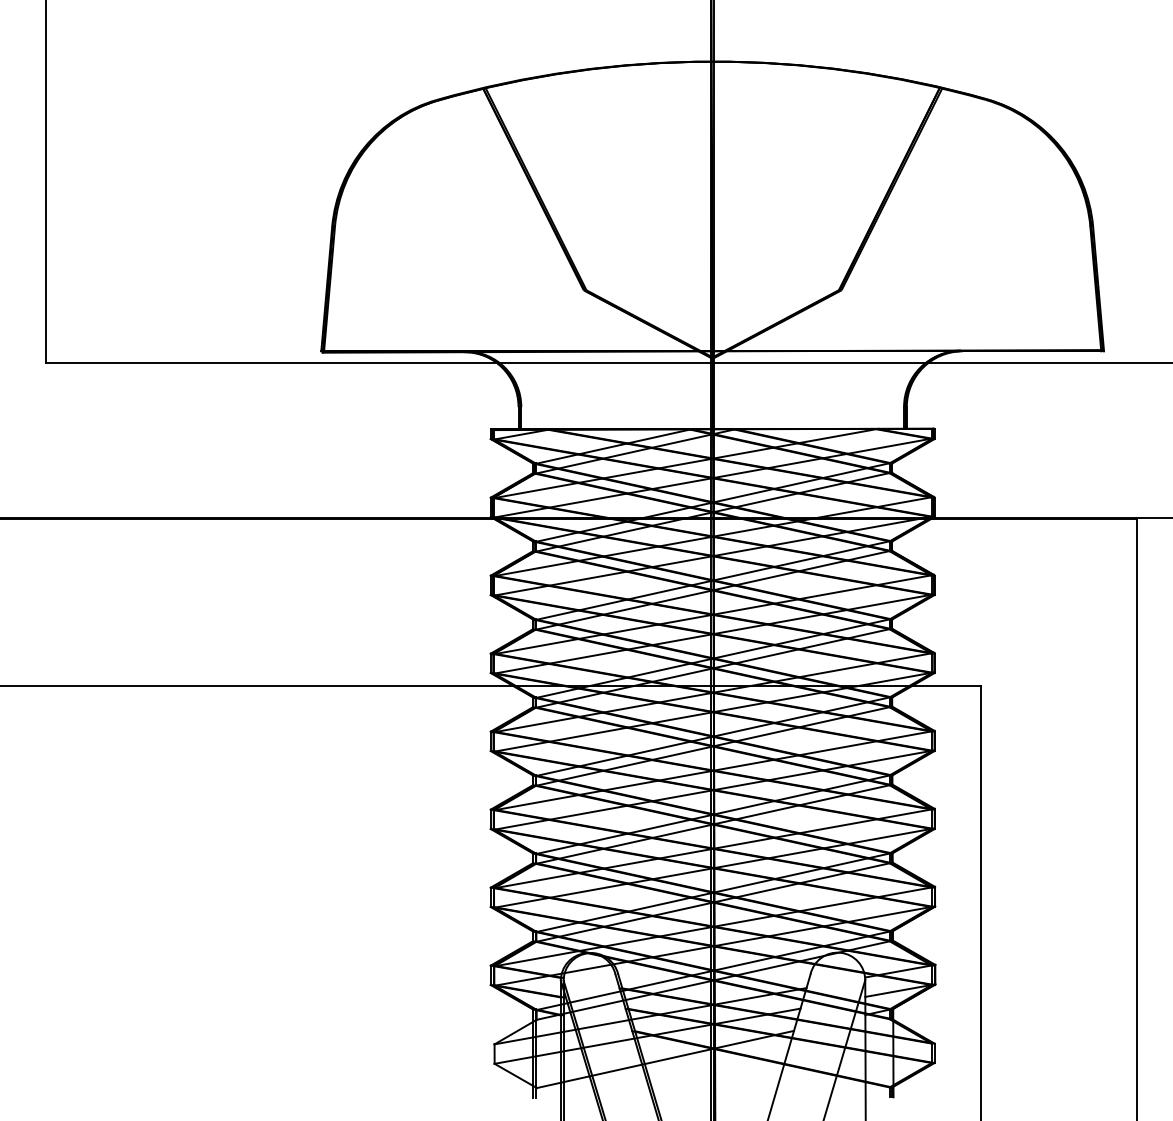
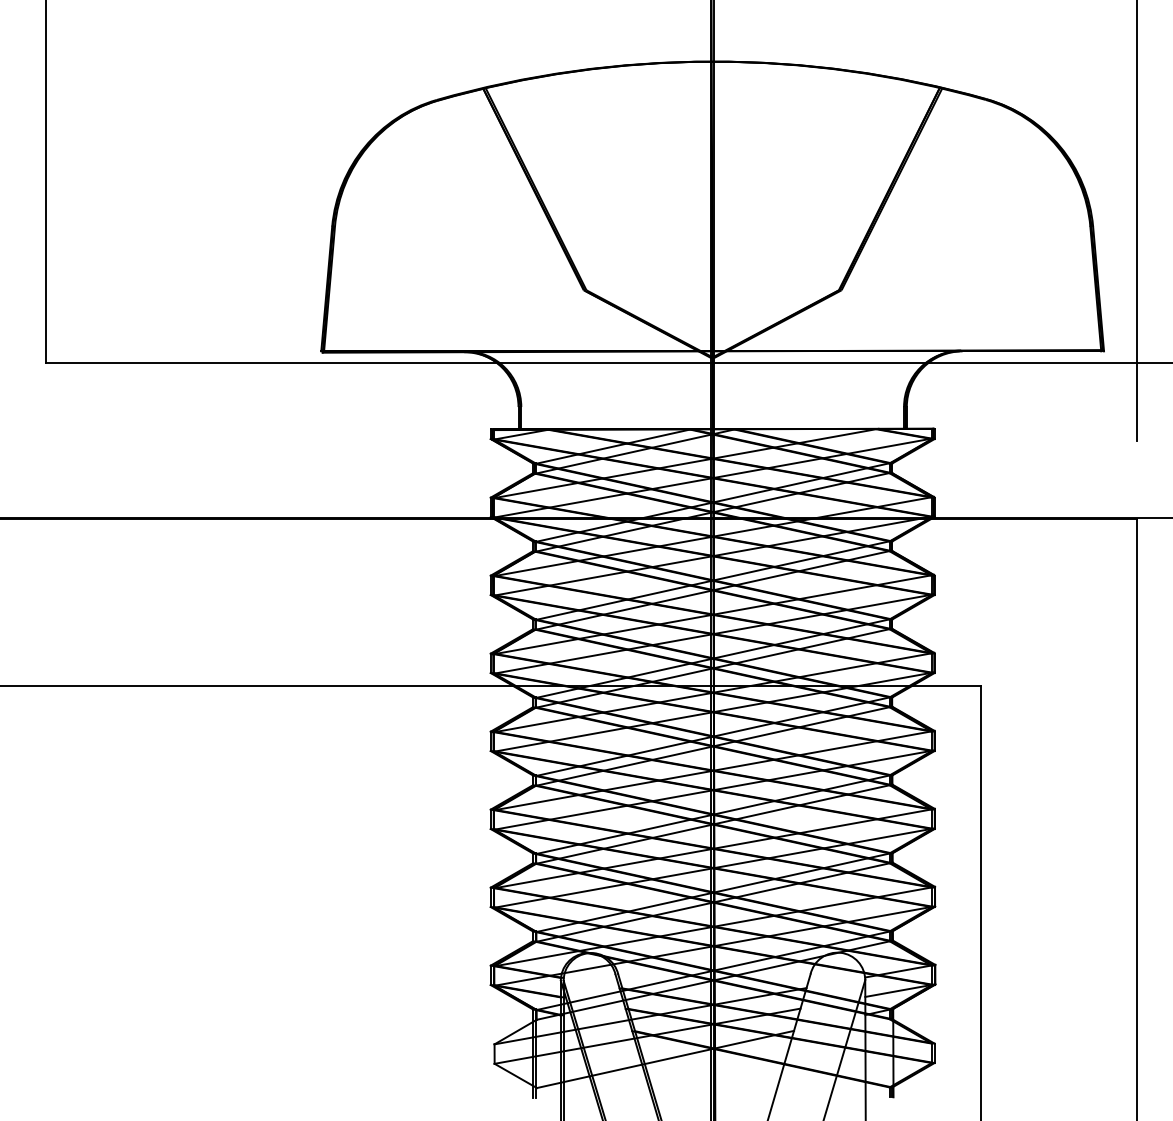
line: none -> present (1137, 221)
